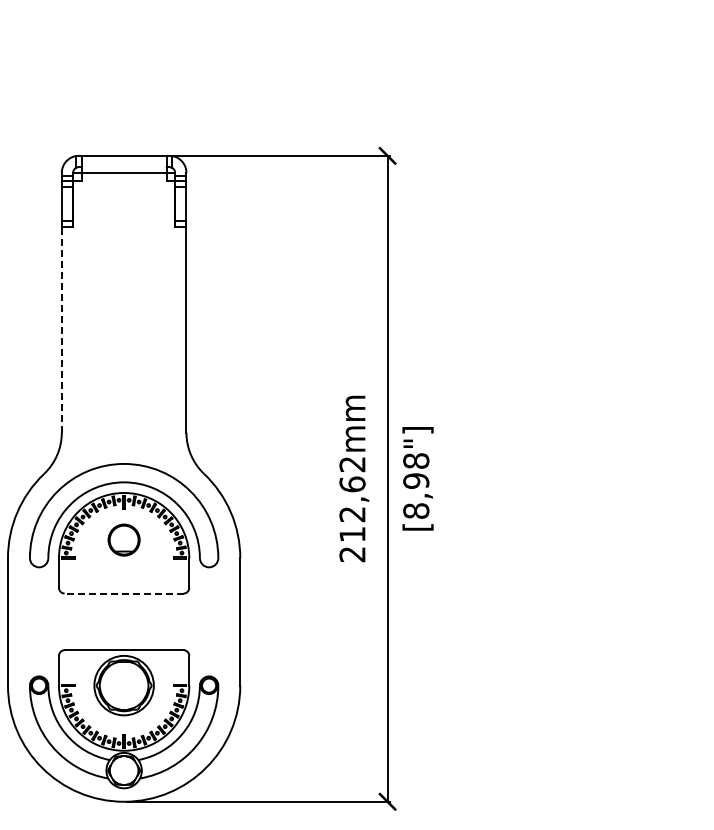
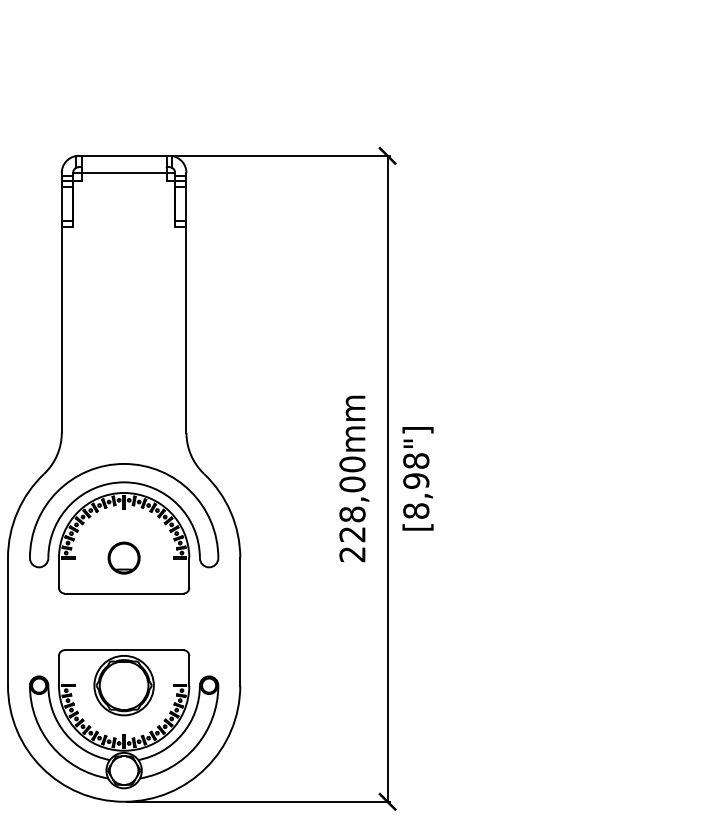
line: dashed -> solid (61, 329)
text: 212,62mm -> 228,00mm (352, 499)
part position: (123, 539) -> (123, 557) (123, 557)
line: dashed -> solid (123, 593)
